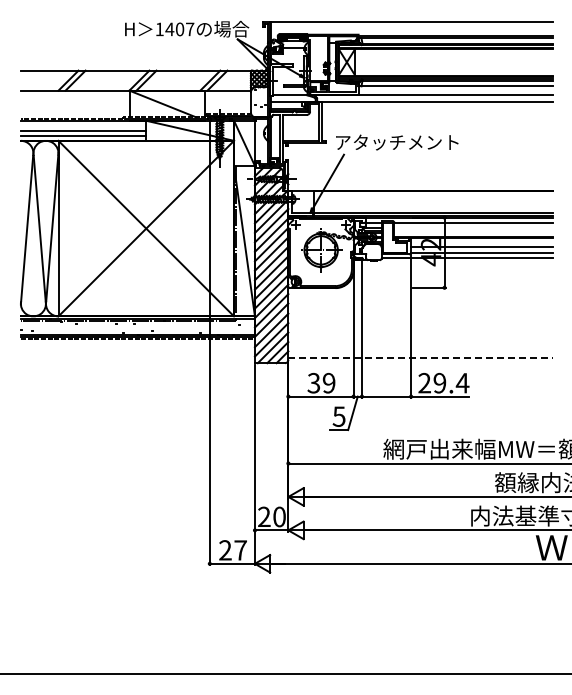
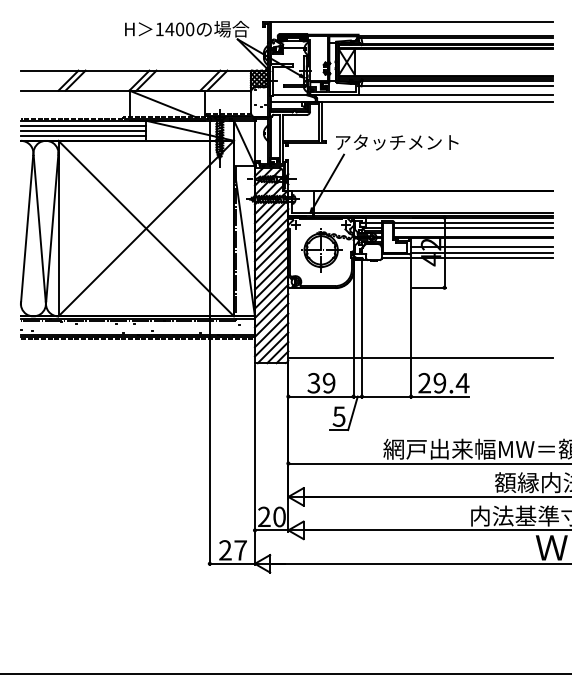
text: 1407 -> 1400 (190, 29)
line: none -> present (83, 125)
line: none -> present (473, 228)
line: dashed -> solid (420, 358)
